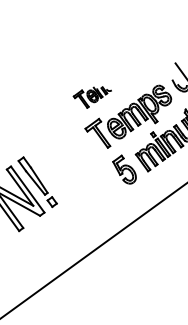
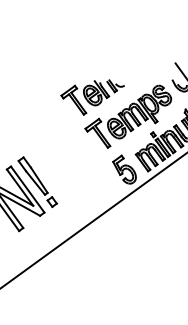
part size: 40x23 px -> 65x37 px (92, 97)
line position: (93, 250) -> (93, 220) (93, 220)
